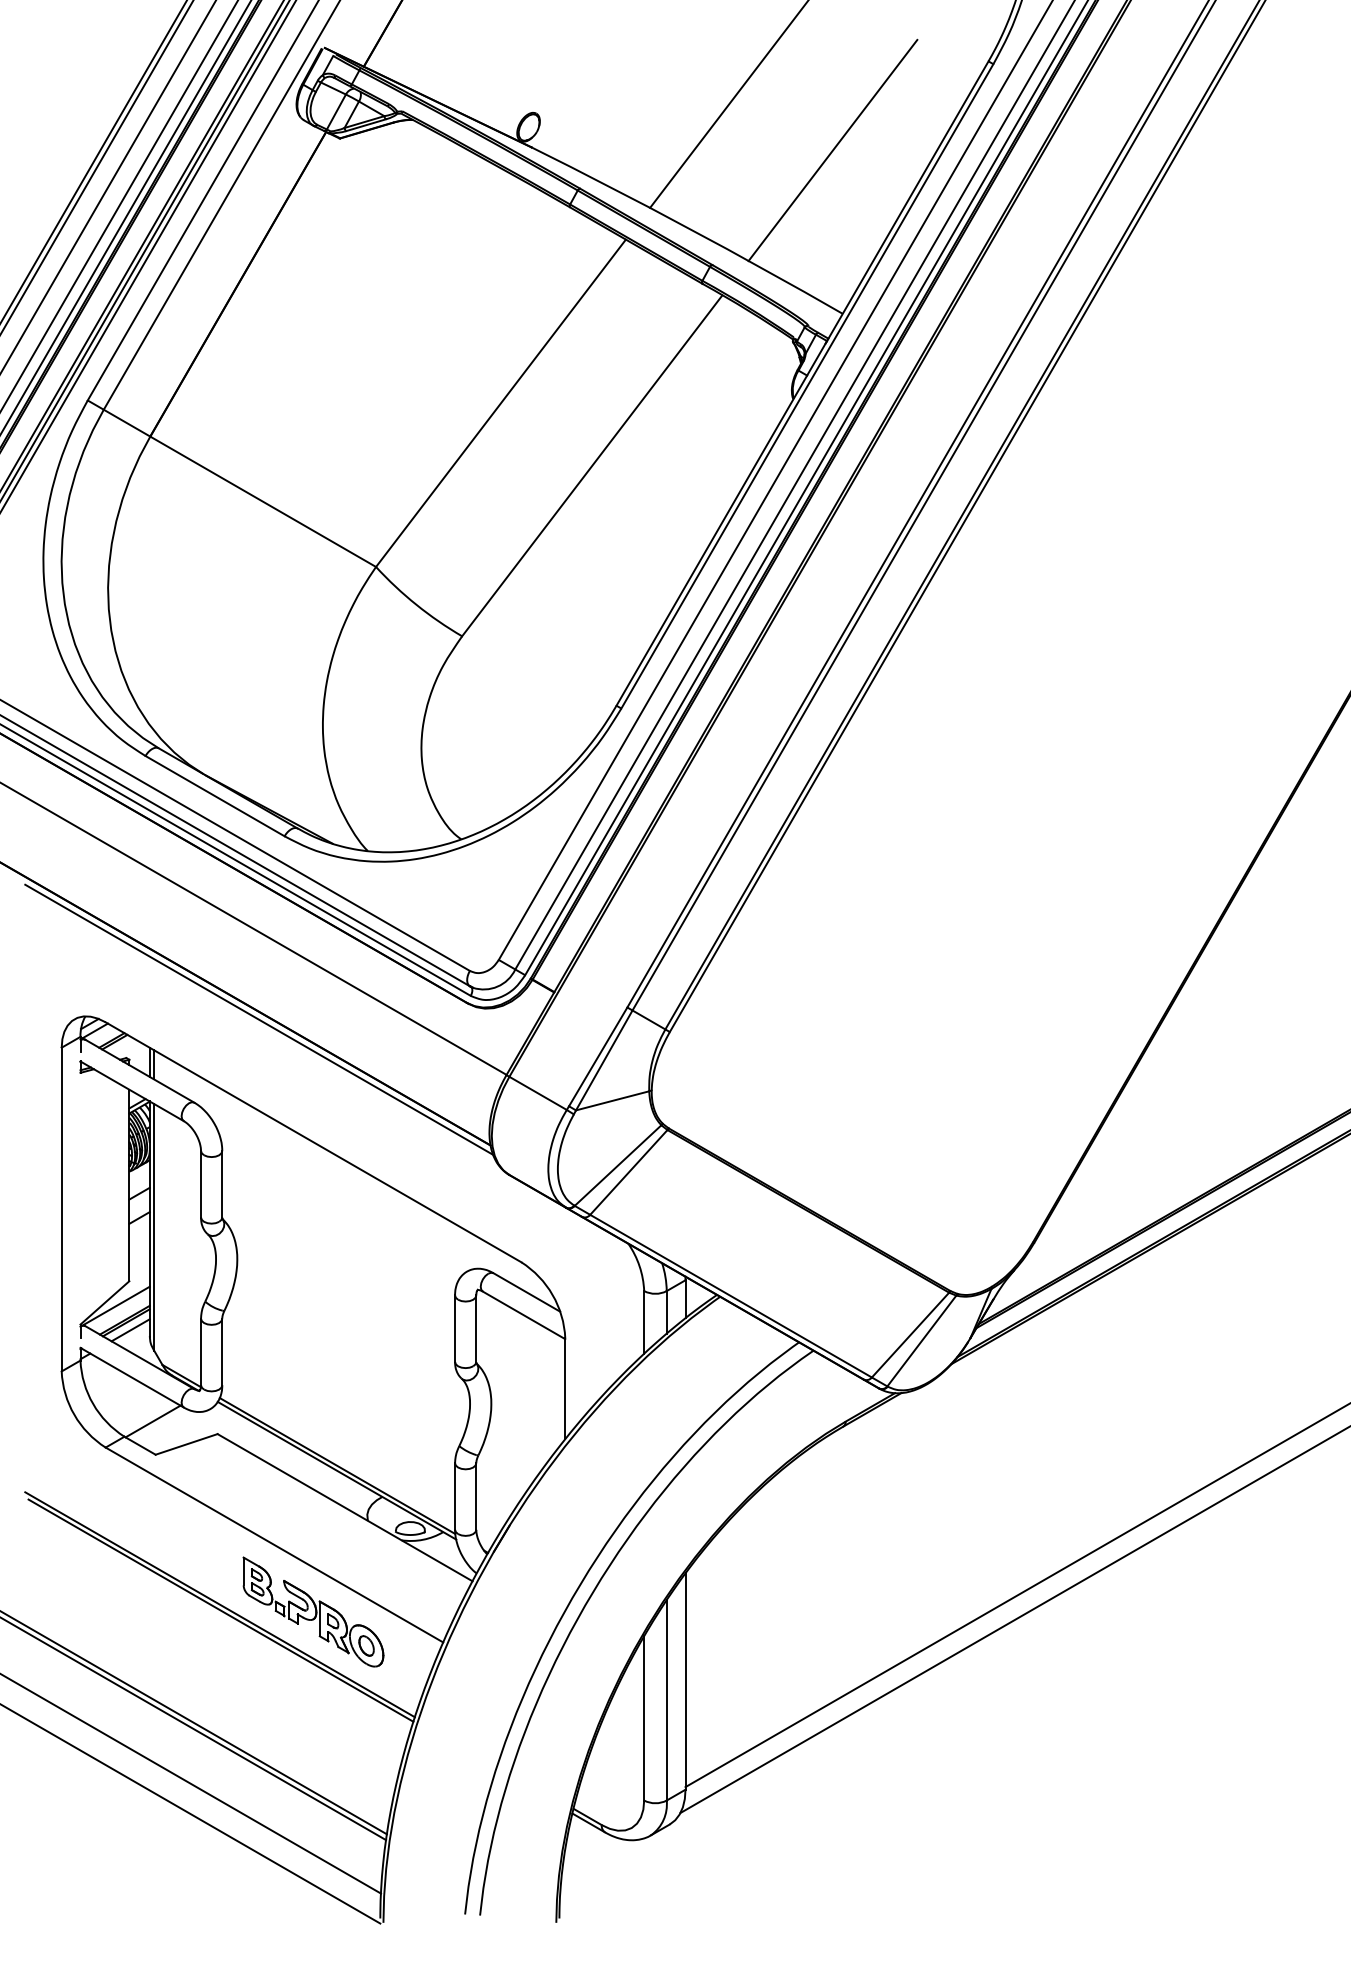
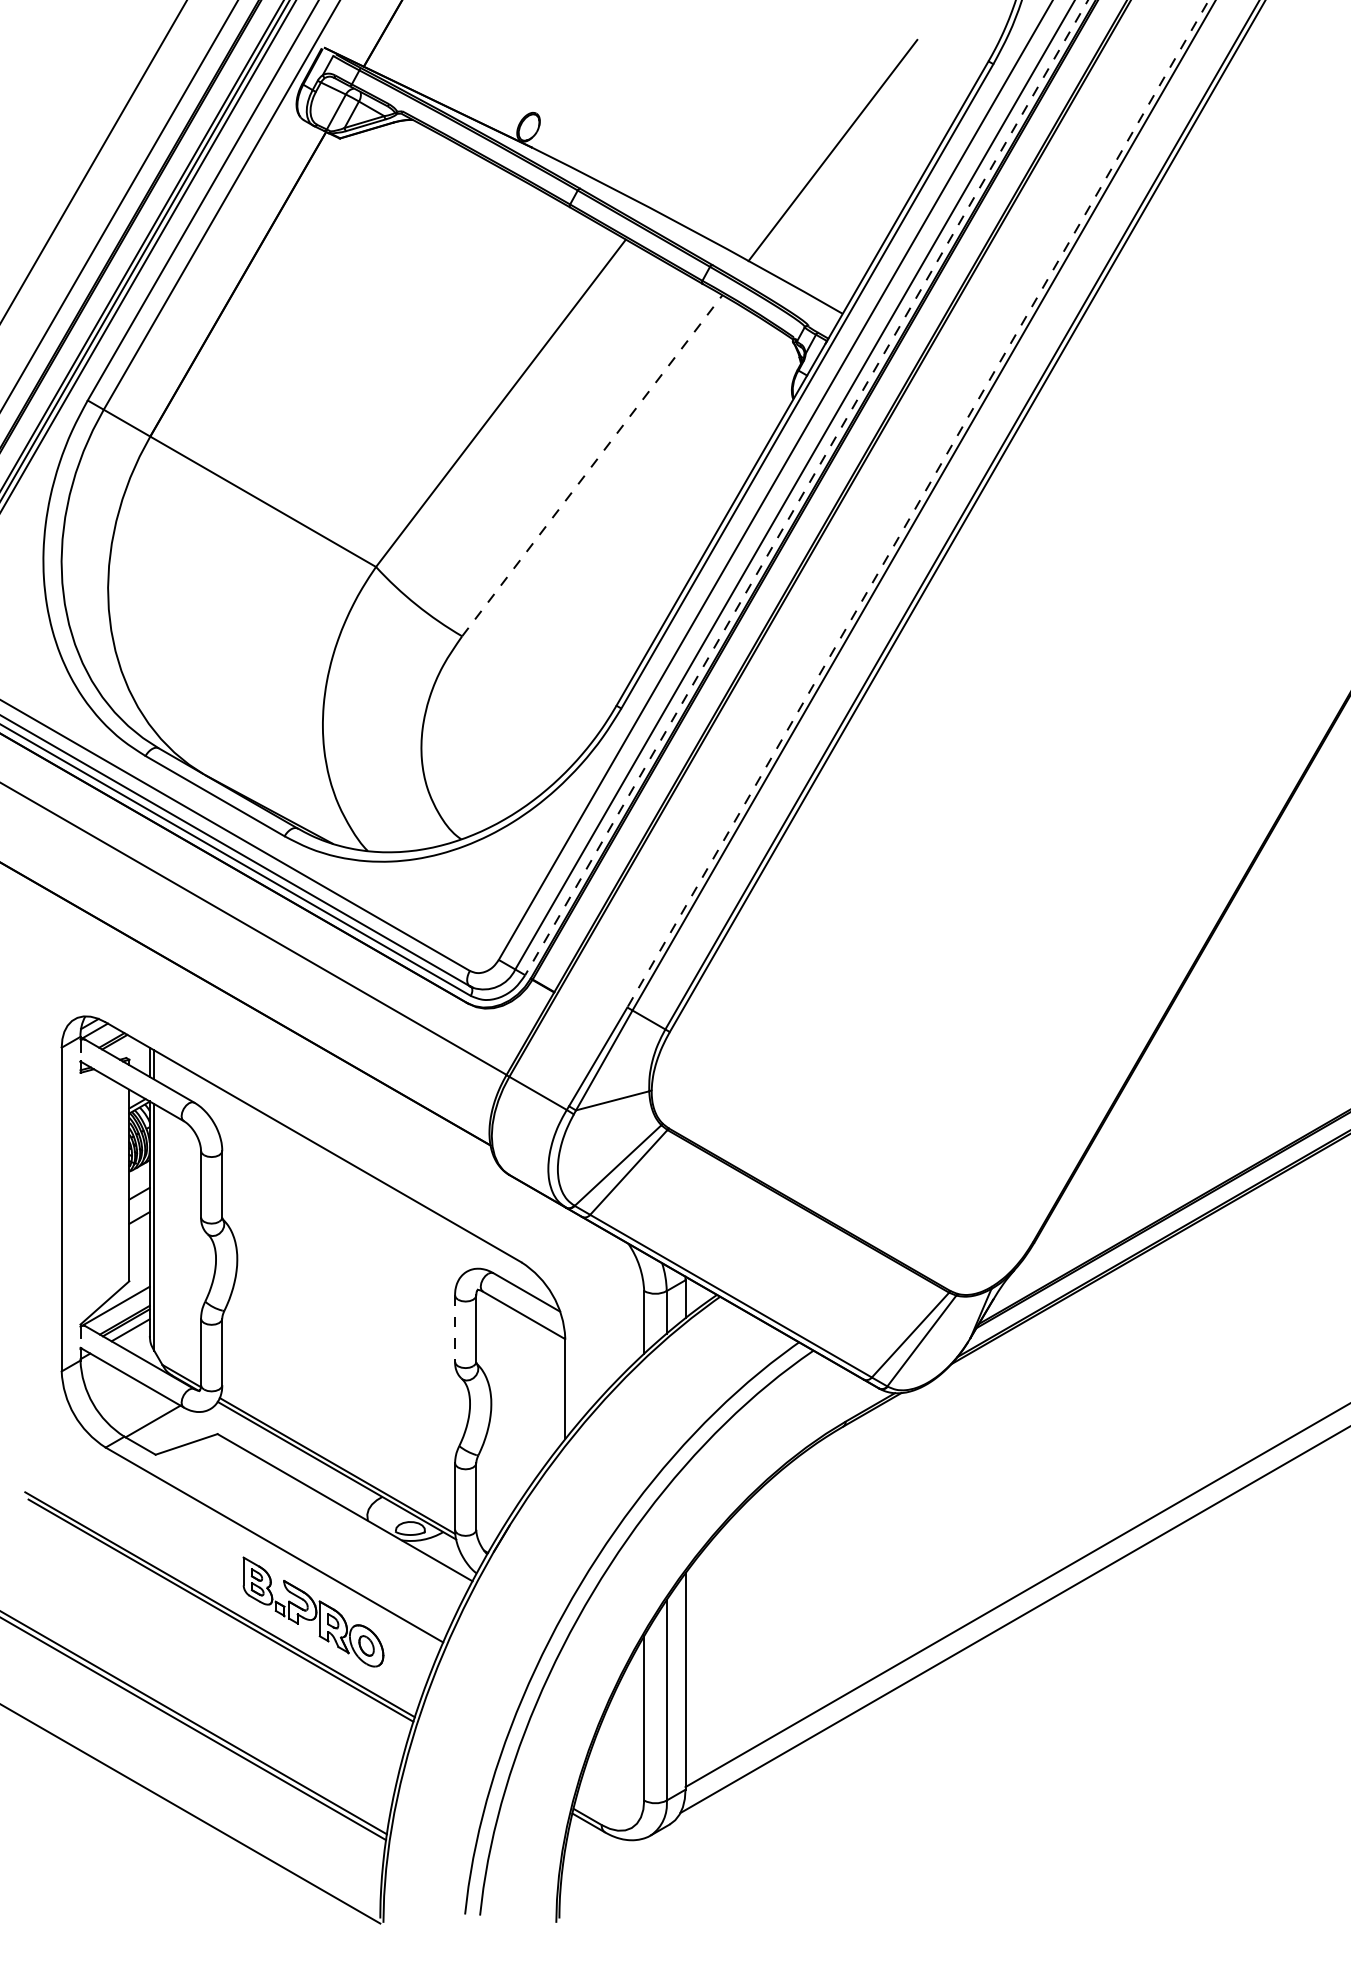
line: present -> none (728, 104)
line: present -> none (97, 166)
line: present -> none (108, 186)
line: present -> none (126, 216)
line: solid -> dashed (592, 465)
line: solid -> dashed (806, 487)
line: solid -> dashed (917, 504)
line: present -> none (259, 1019)
line: solid -> dashed (455, 1329)
line: present -> none (191, 1783)
